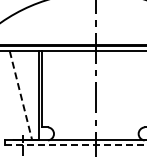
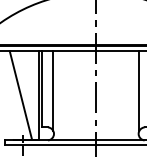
line: none -> present (53, 90)
line: none -> present (139, 90)
line: dashed -> solid (20, 95)
line: dashed -> solid (75, 145)
